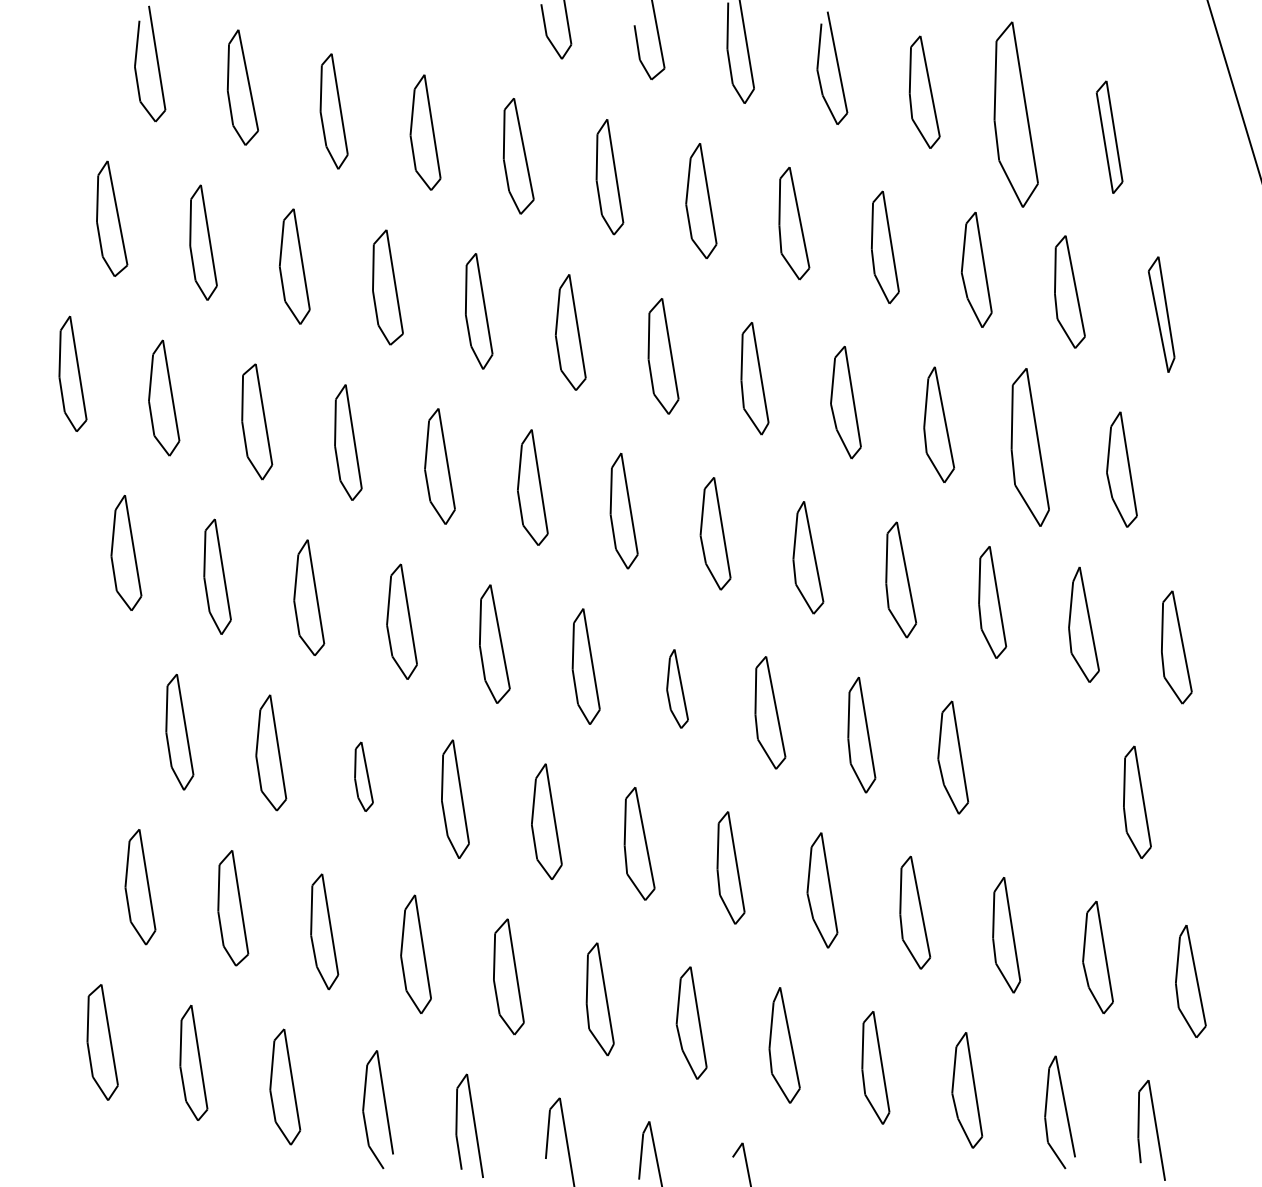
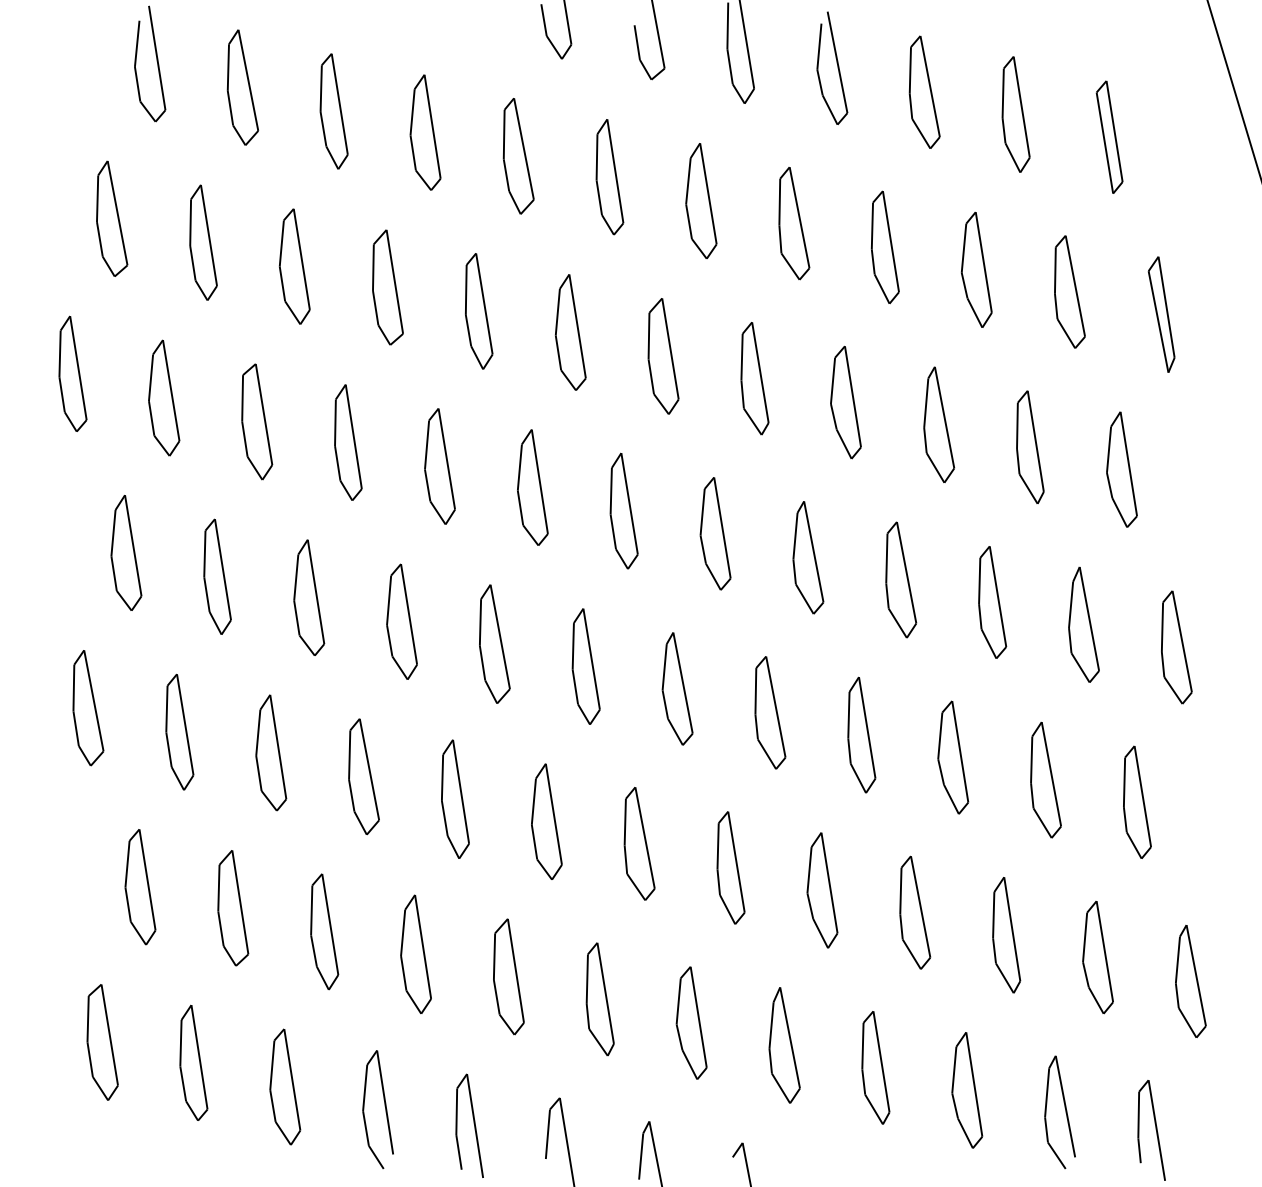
part size: 46x187 px -> 30x117 px (1015, 114)
part size: 40x159 px -> 29x114 px (1030, 446)
part size: 23x80 px -> 33x114 px (677, 688)
part: none -> present (88, 708)
part size: 20x71 px -> 32x118 px (363, 776)
part: none -> present (1045, 779)
